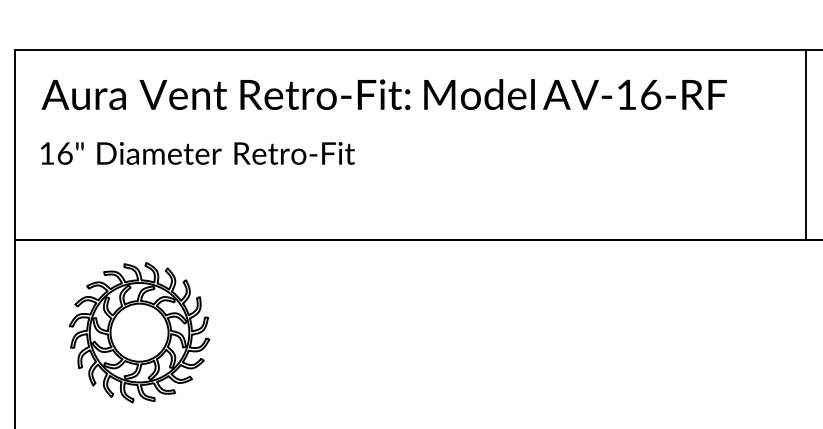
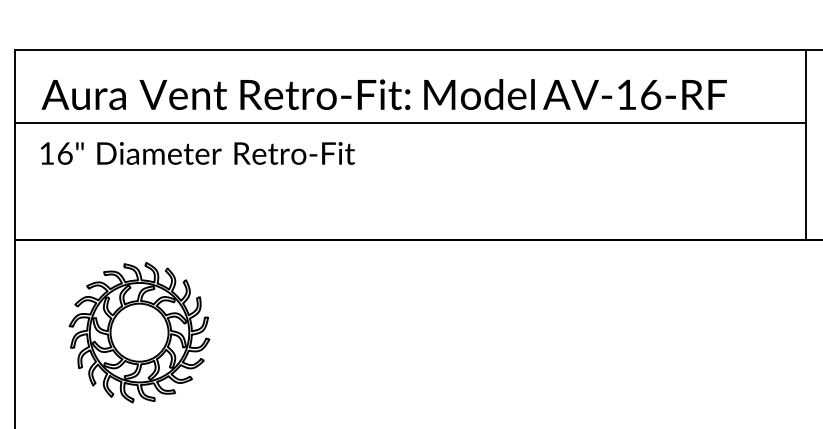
line: none -> present (410, 122)
